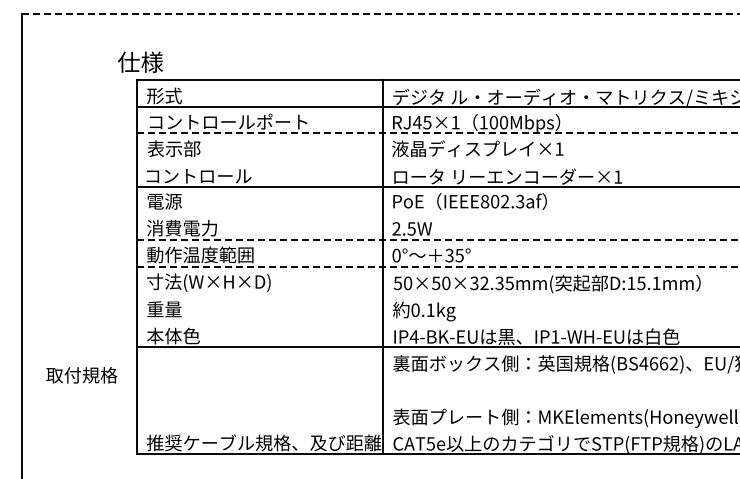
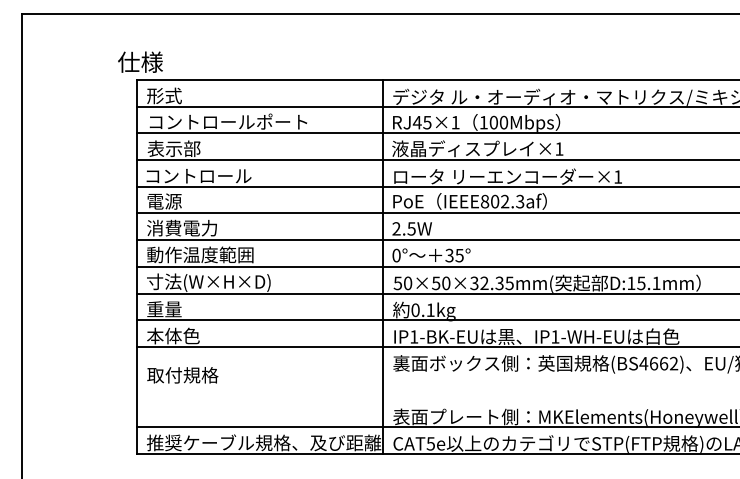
line: dashed -> solid (381, 14)
line: dashed -> solid (438, 133)
line: none -> present (436, 160)
line: none -> present (436, 213)
line: dashed -> solid (438, 240)
line: dashed -> solid (438, 266)
line: none -> present (436, 293)
line: none -> present (436, 320)
text: IP4-BK-EU -> IP1-BK-EU (413, 336)
text position: (81, 375) -> (182, 375) (182, 375)
line: none -> present (436, 427)
